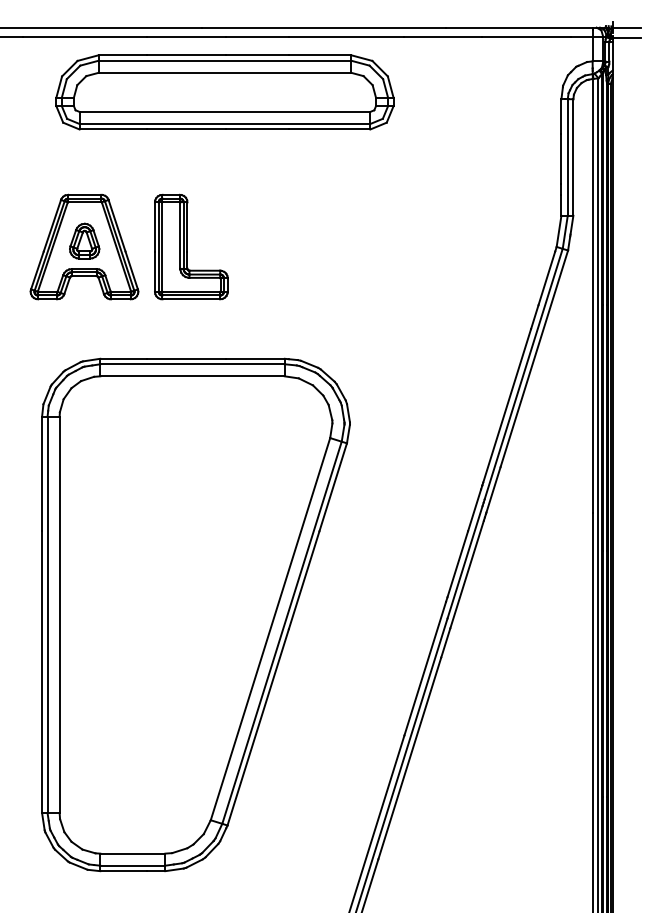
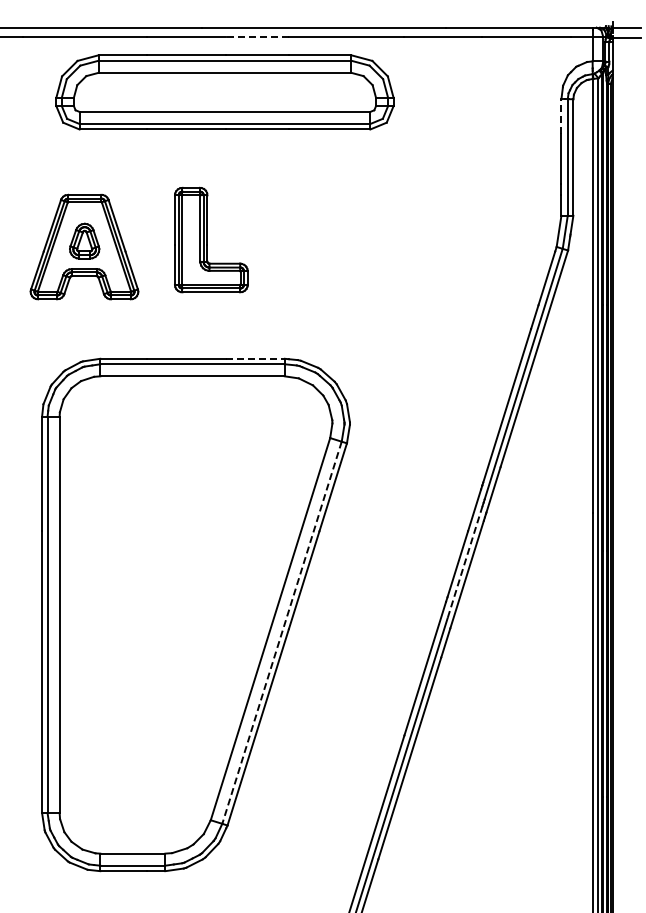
line: solid -> dashed (257, 37)
line: solid -> dashed (561, 116)
part position: (191, 246) -> (211, 239) (211, 239)
line: solid -> dashed (256, 358)
line: solid -> dashed (465, 562)
line: solid -> dashed (281, 633)
